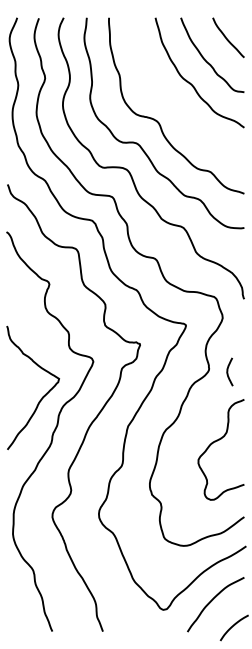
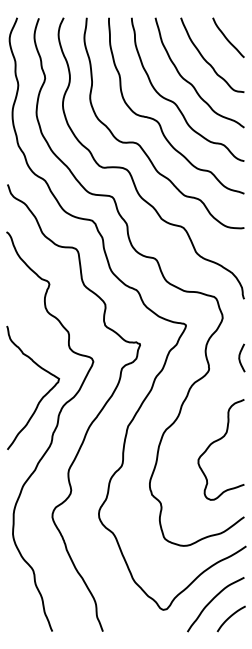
curve: none -> present (175, 102)
curve position: (228, 371) -> (240, 357) (240, 357)
curve position: (233, 626) -> (230, 617) (230, 617)
